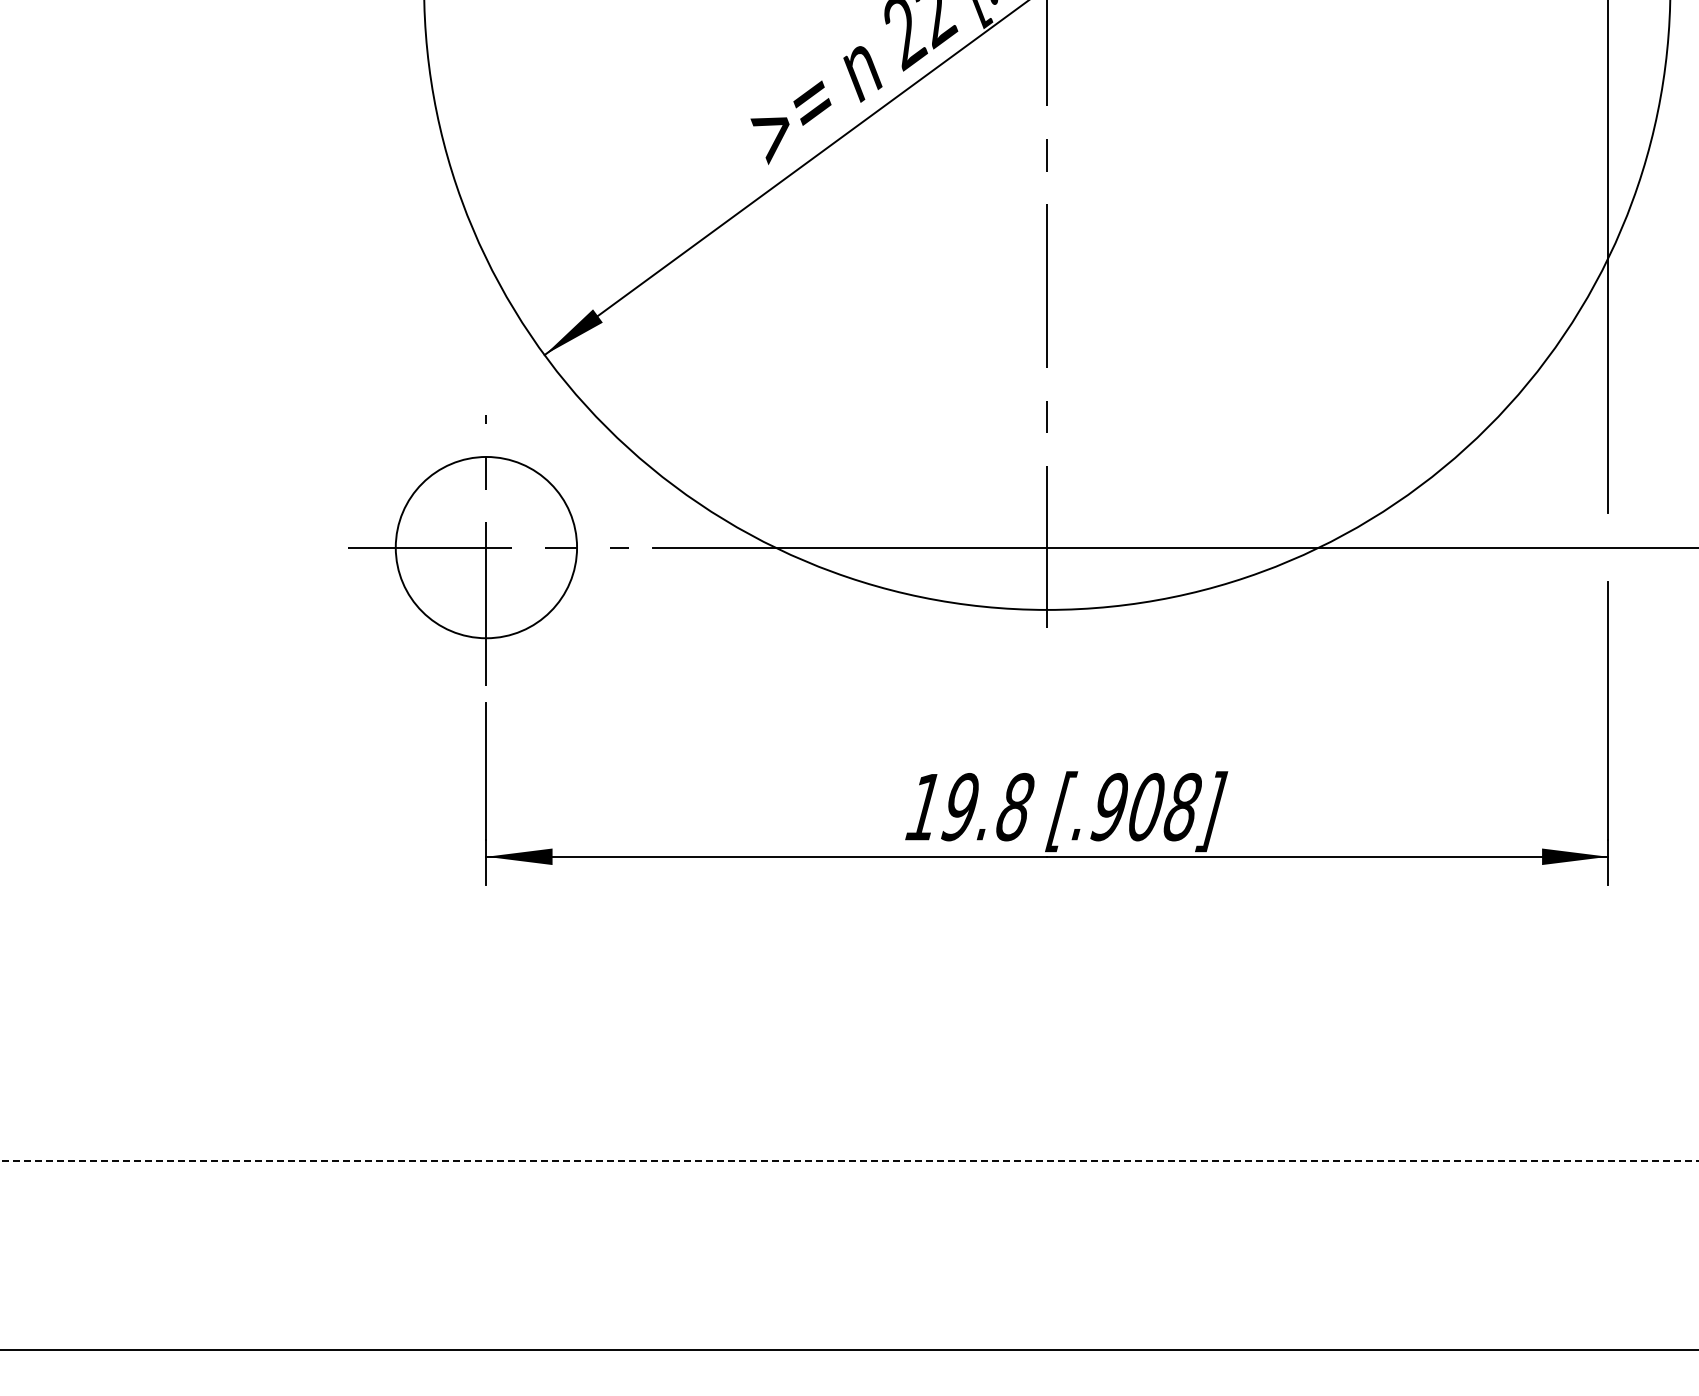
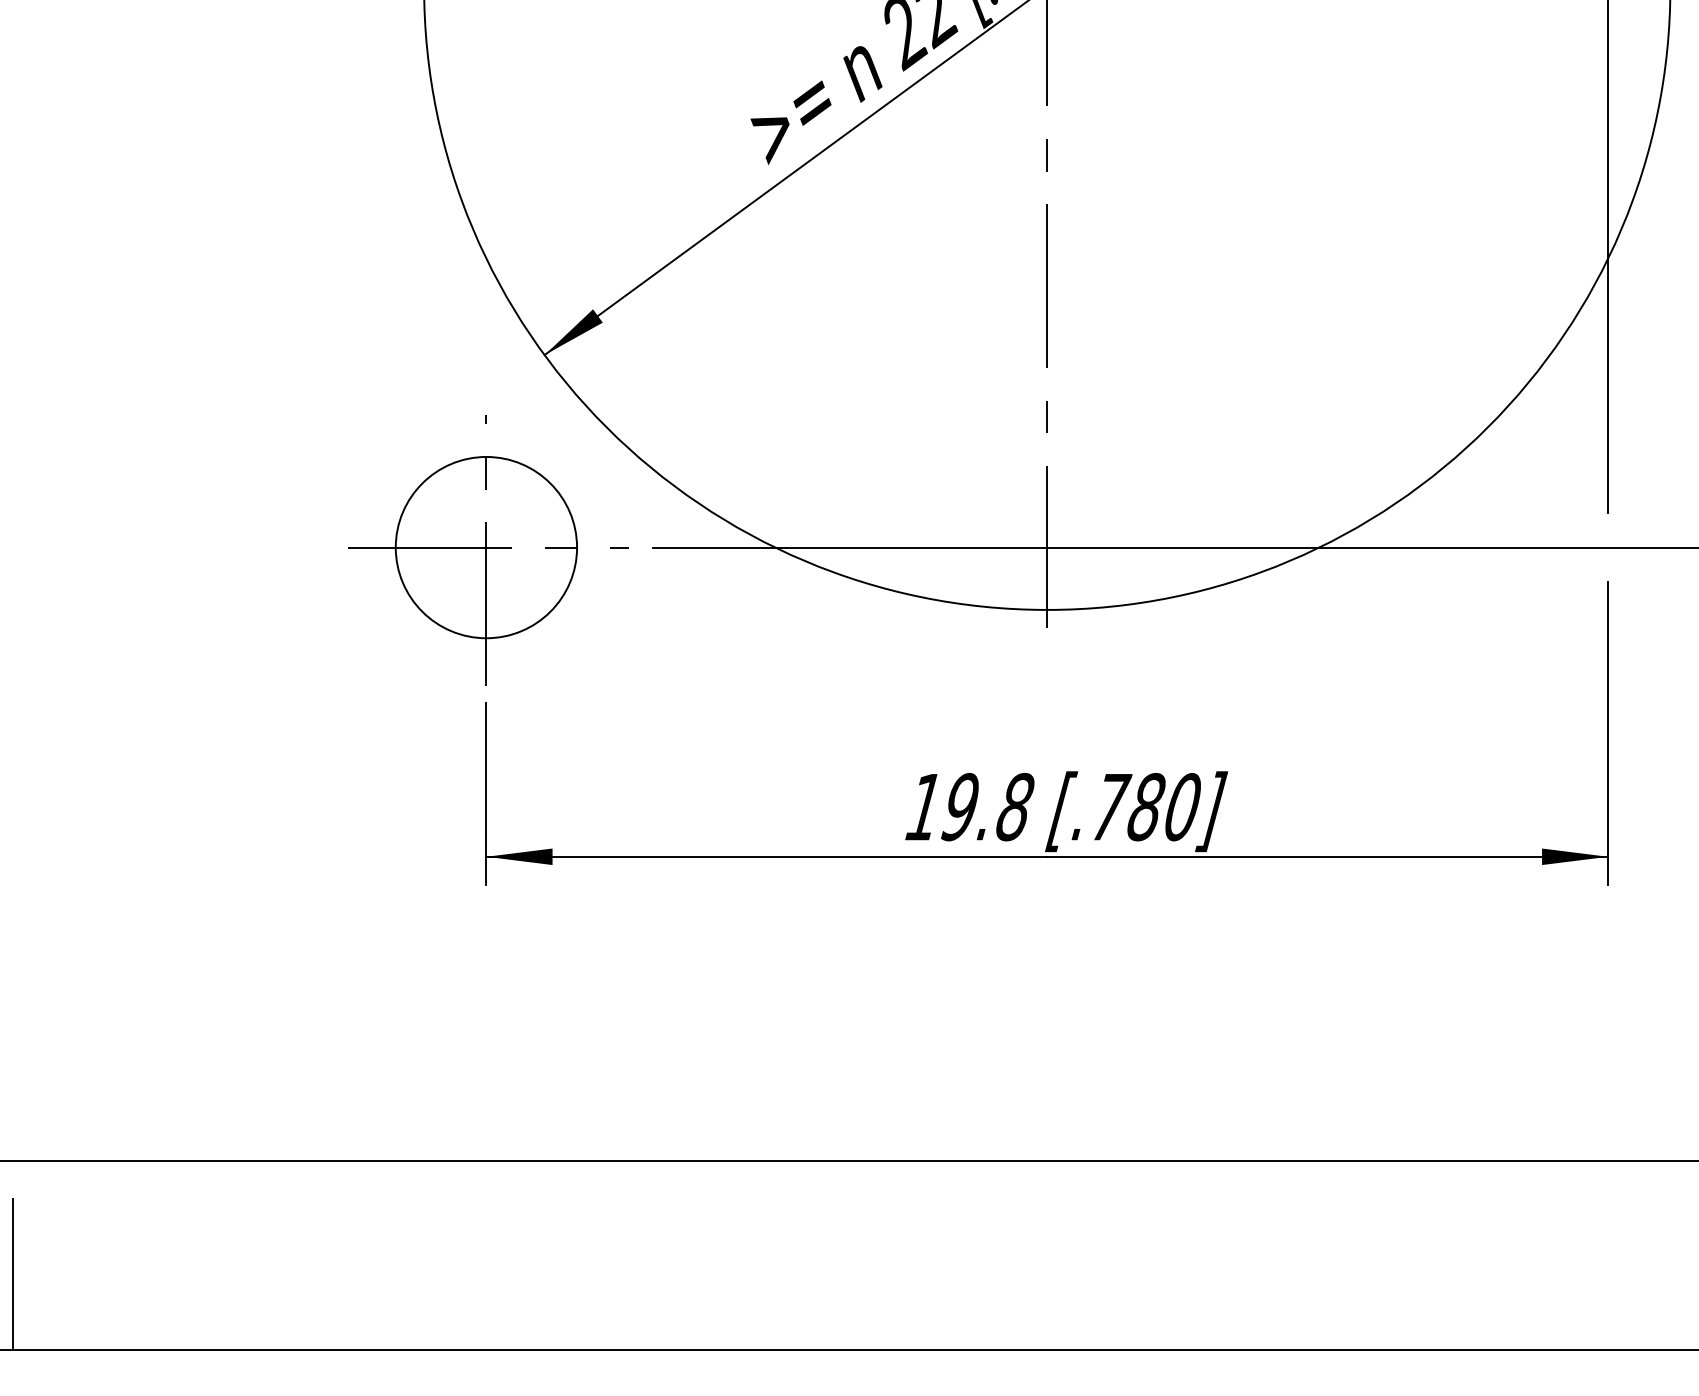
text: [.908] -> [.780] (1145, 807)
line: dashed -> solid (849, 1161)
line: none -> present (13, 1273)
